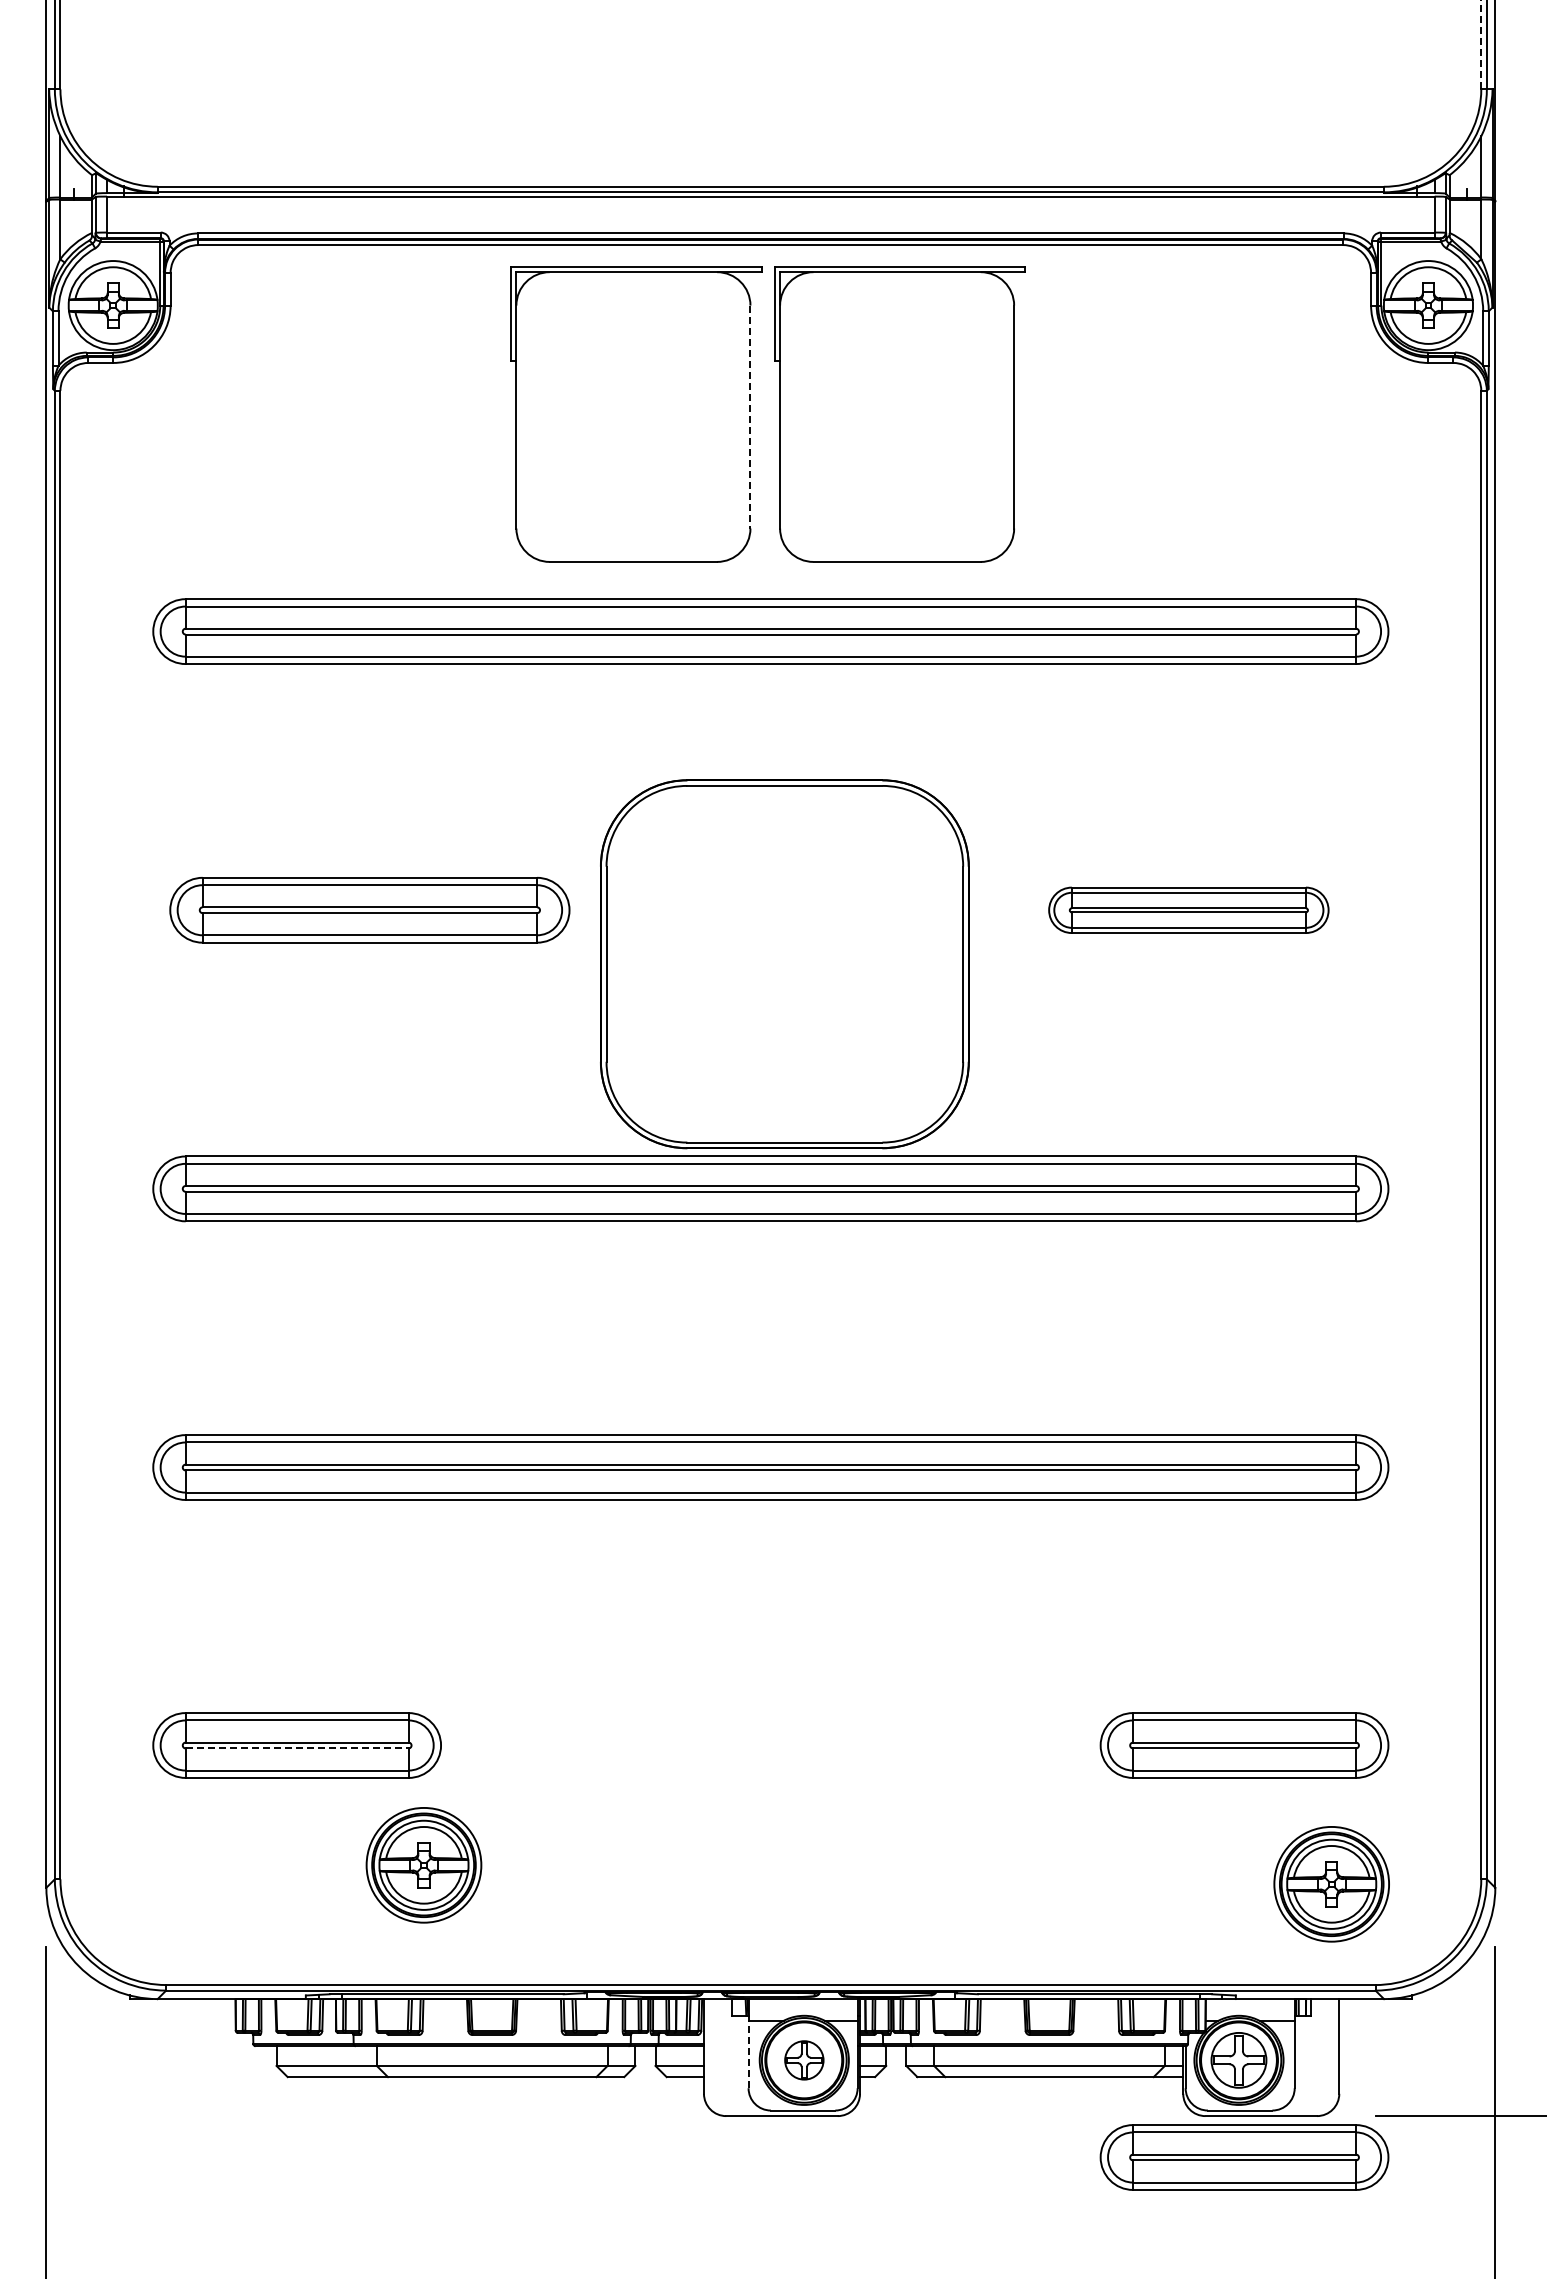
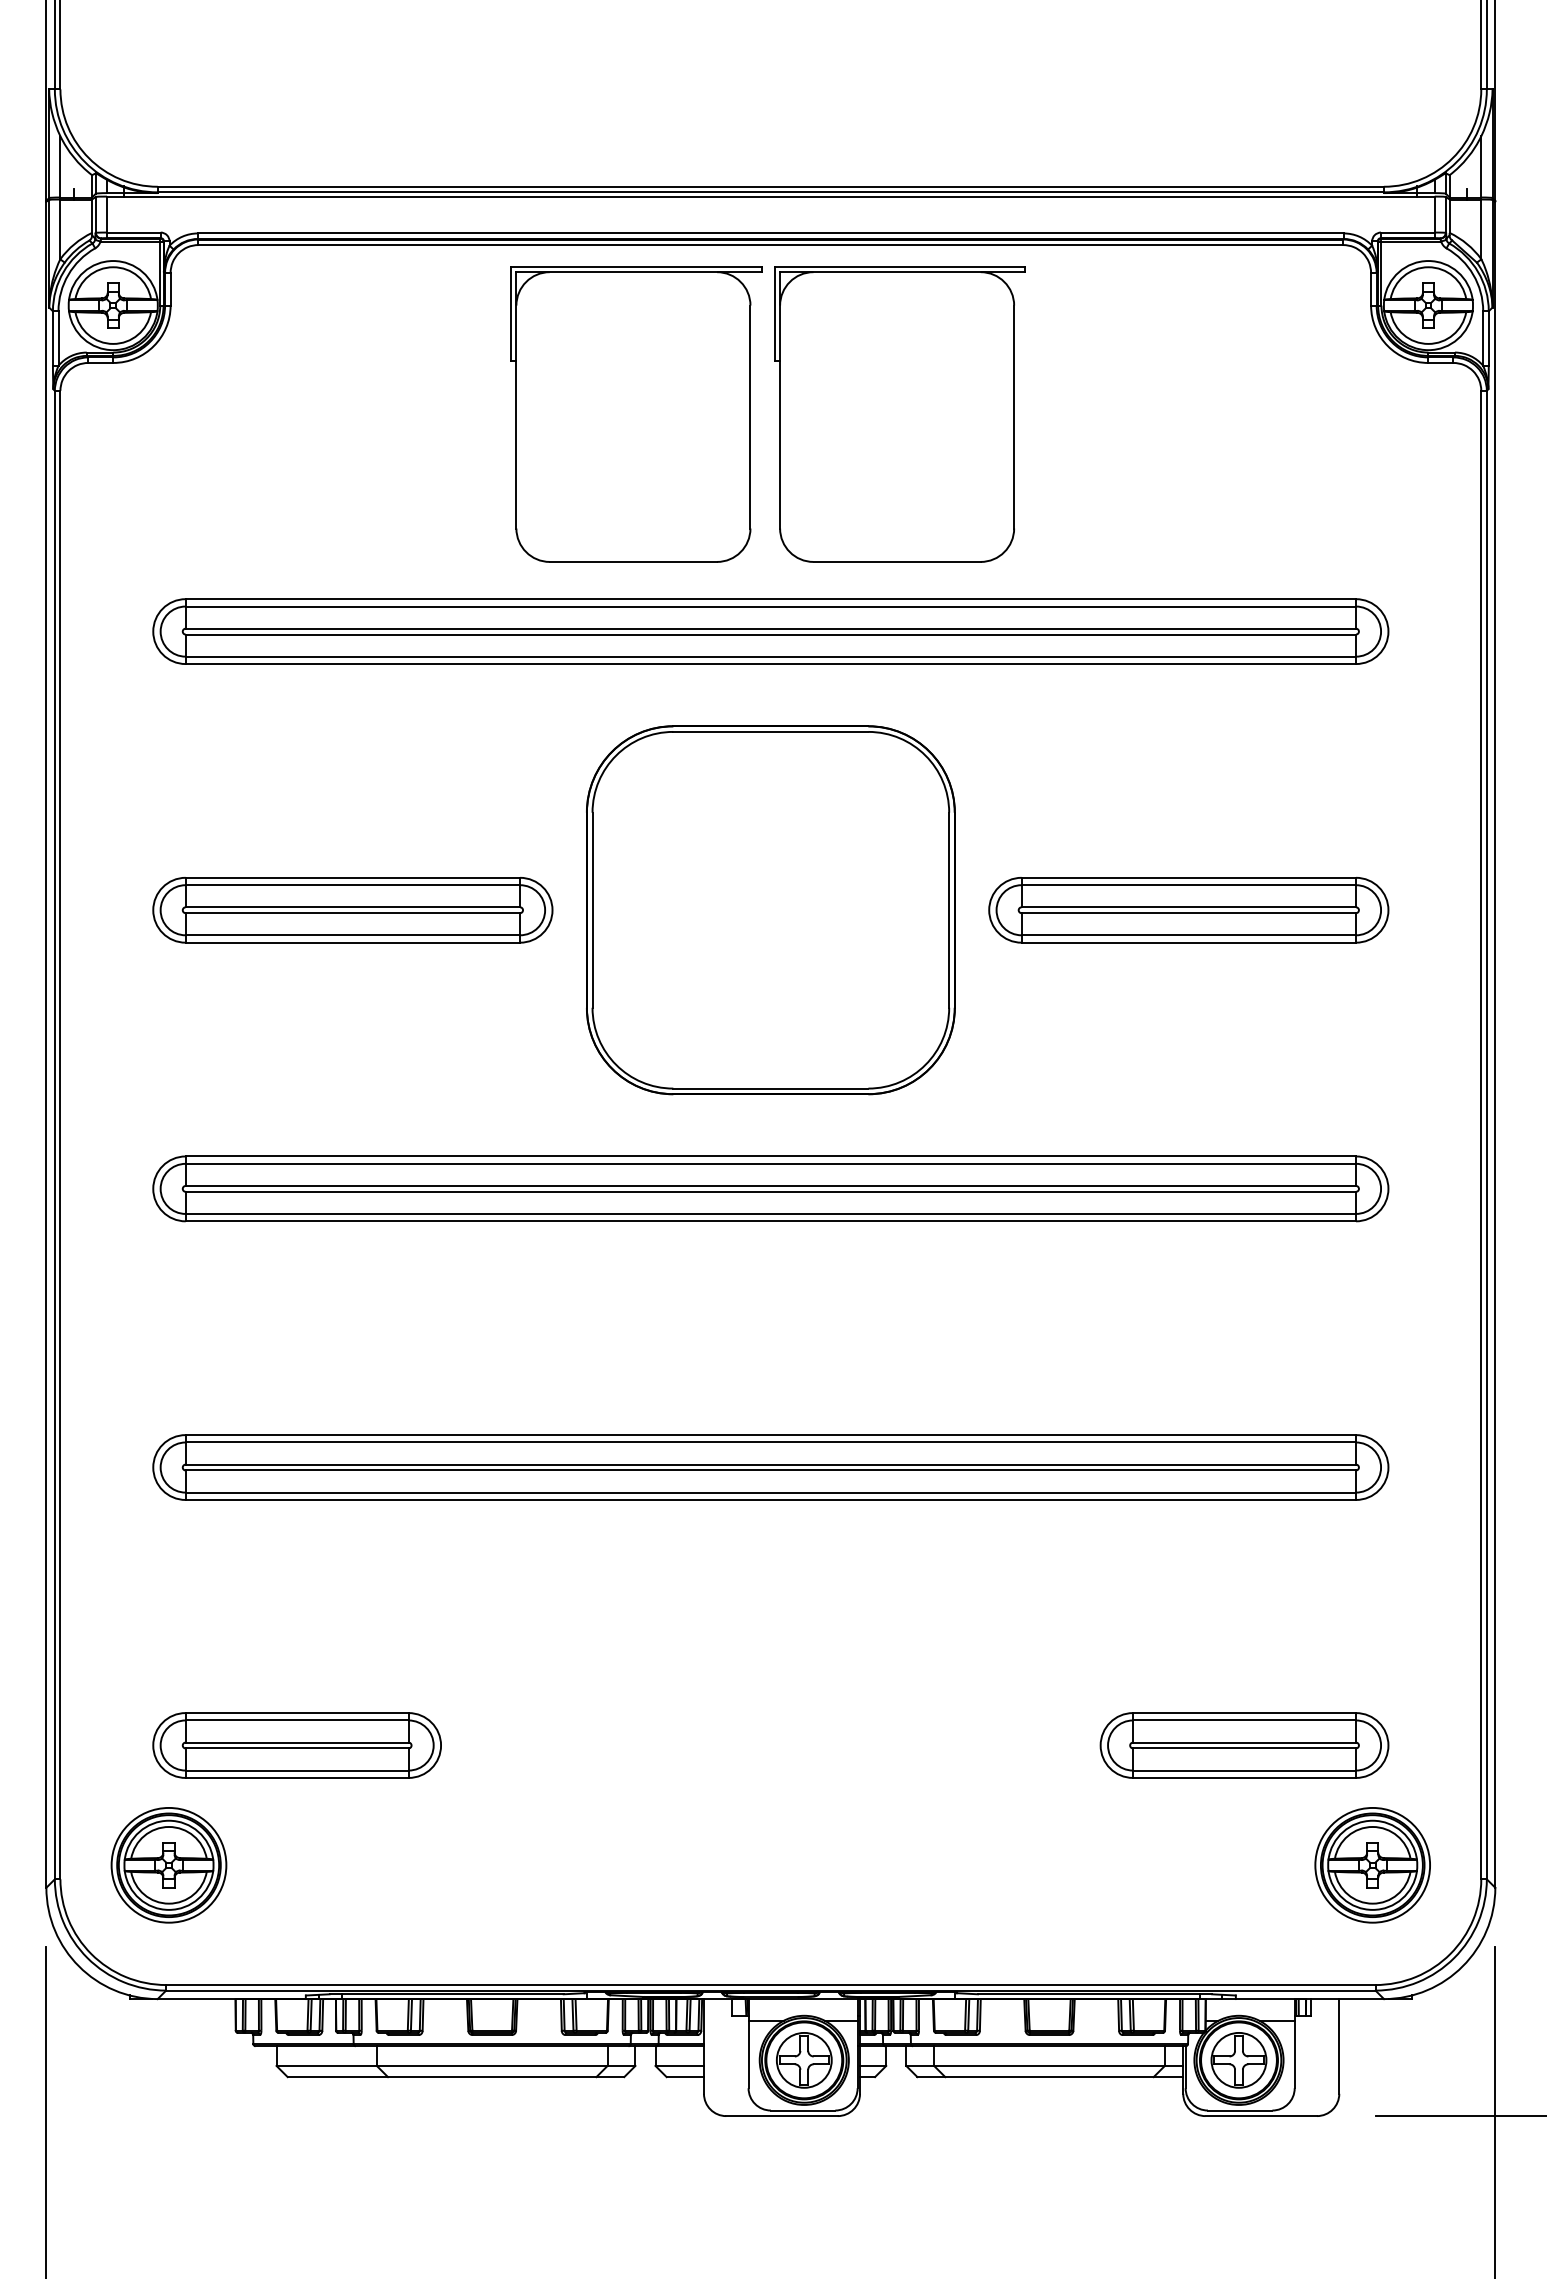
line: dashed -> solid (1481, 44)
line: dashed -> solid (750, 417)
part size: 282x48 px -> 402x67 px (1188, 910)
part position: (369, 910) -> (352, 910) (352, 910)
part position: (784, 964) -> (770, 910) (770, 910)
line: dashed -> solid (297, 1748)
part position: (423, 1865) -> (168, 1865) (168, 1865)
part position: (1331, 1884) -> (1372, 1865) (1372, 1865)
line: dashed -> solid (748, 2054)
part size: 41x41 px -> 57x57 px (804, 2060)
part: present -> none (1244, 2157)
